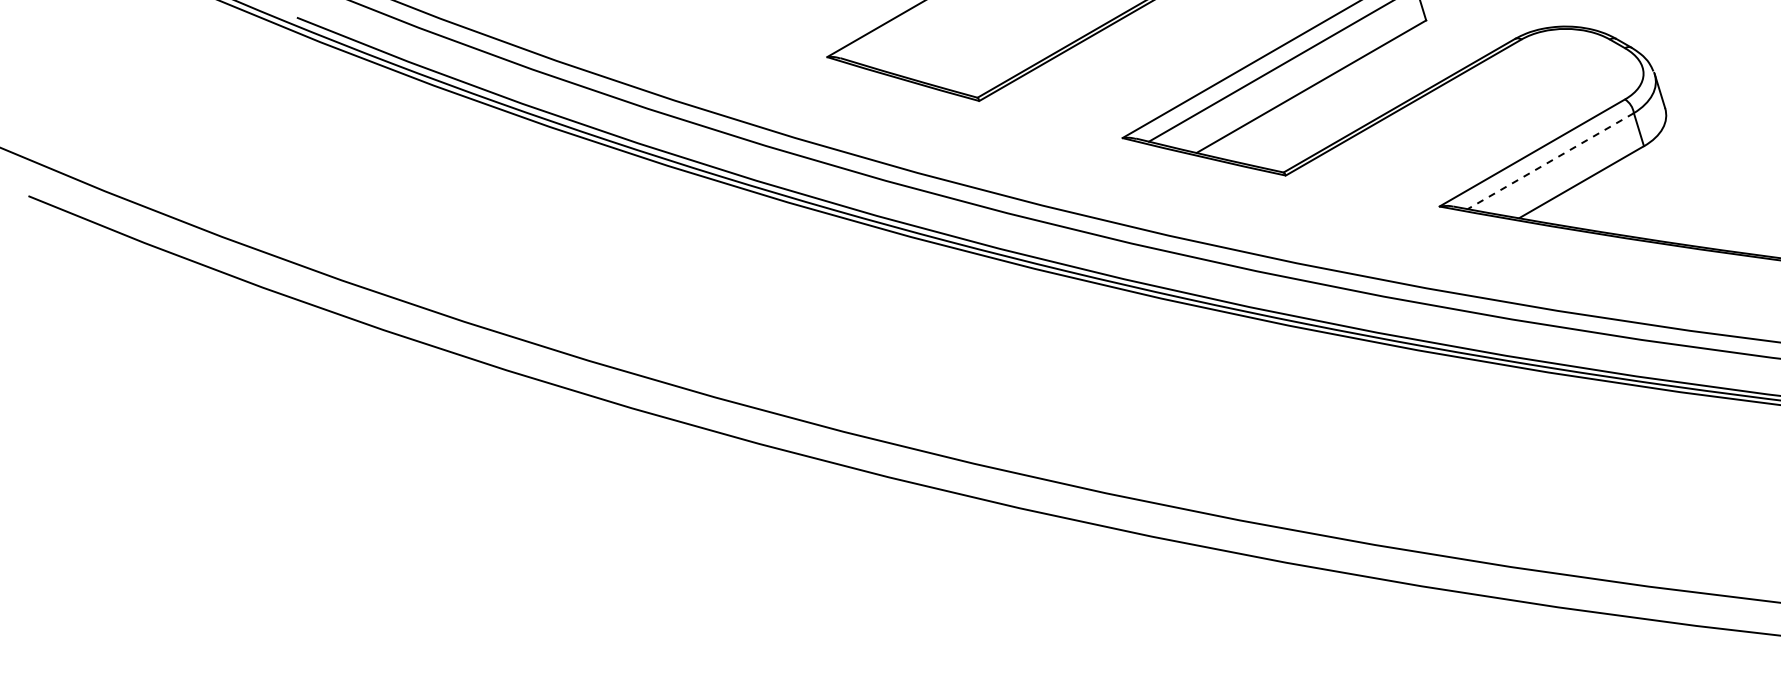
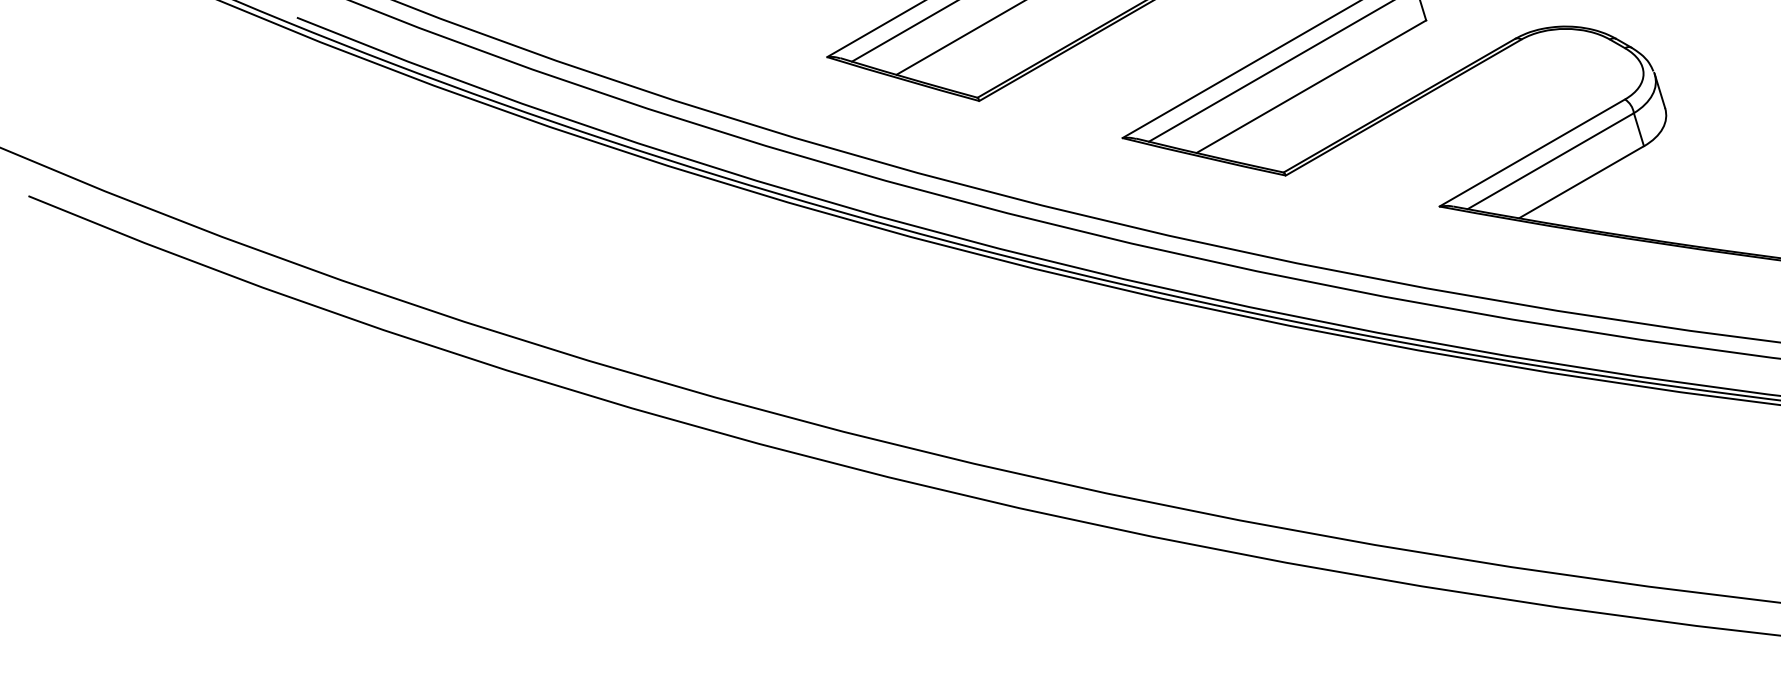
line: none -> present (903, 31)
line: none -> present (959, 38)
line: dashed -> solid (1550, 161)
